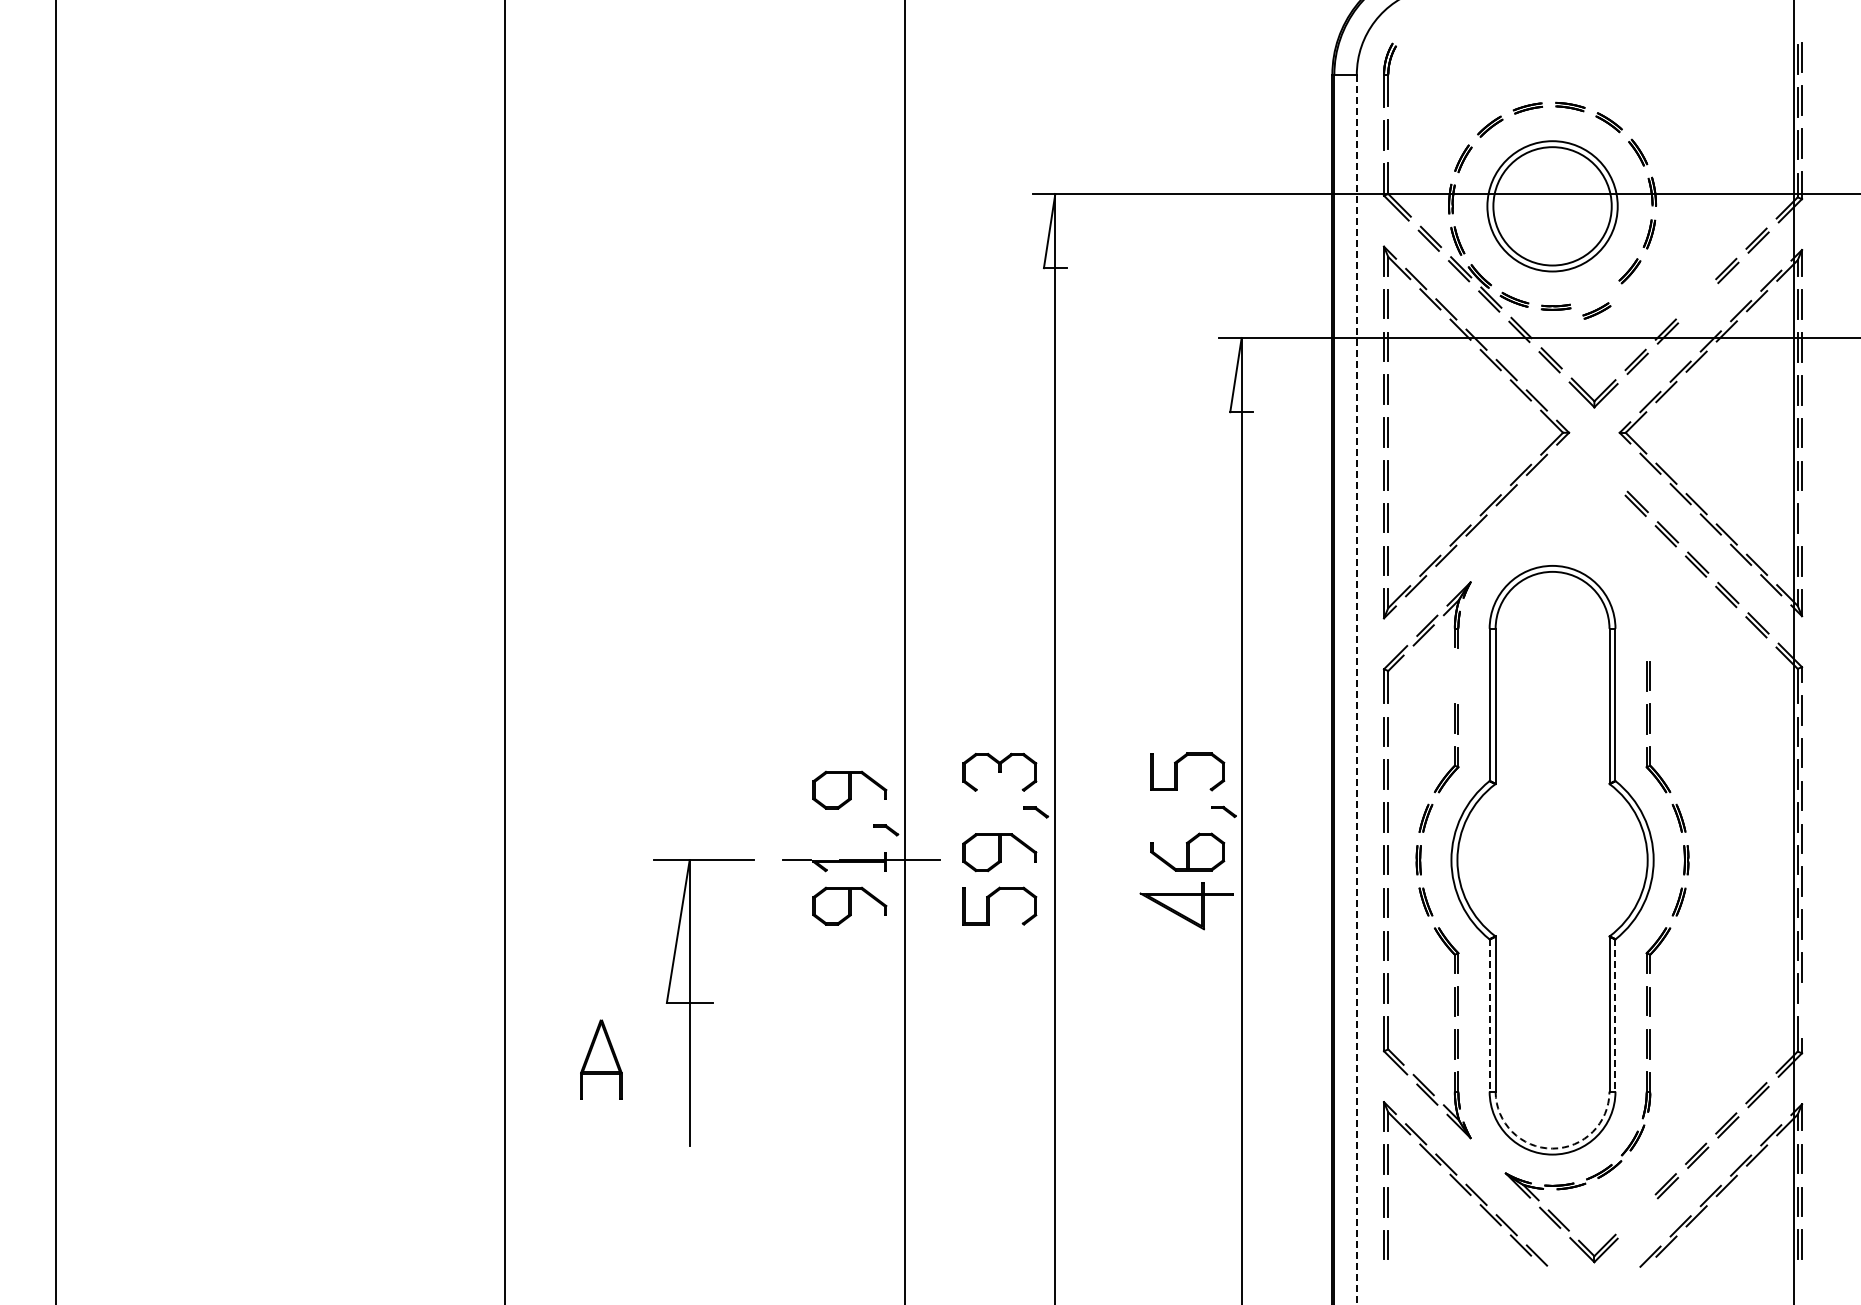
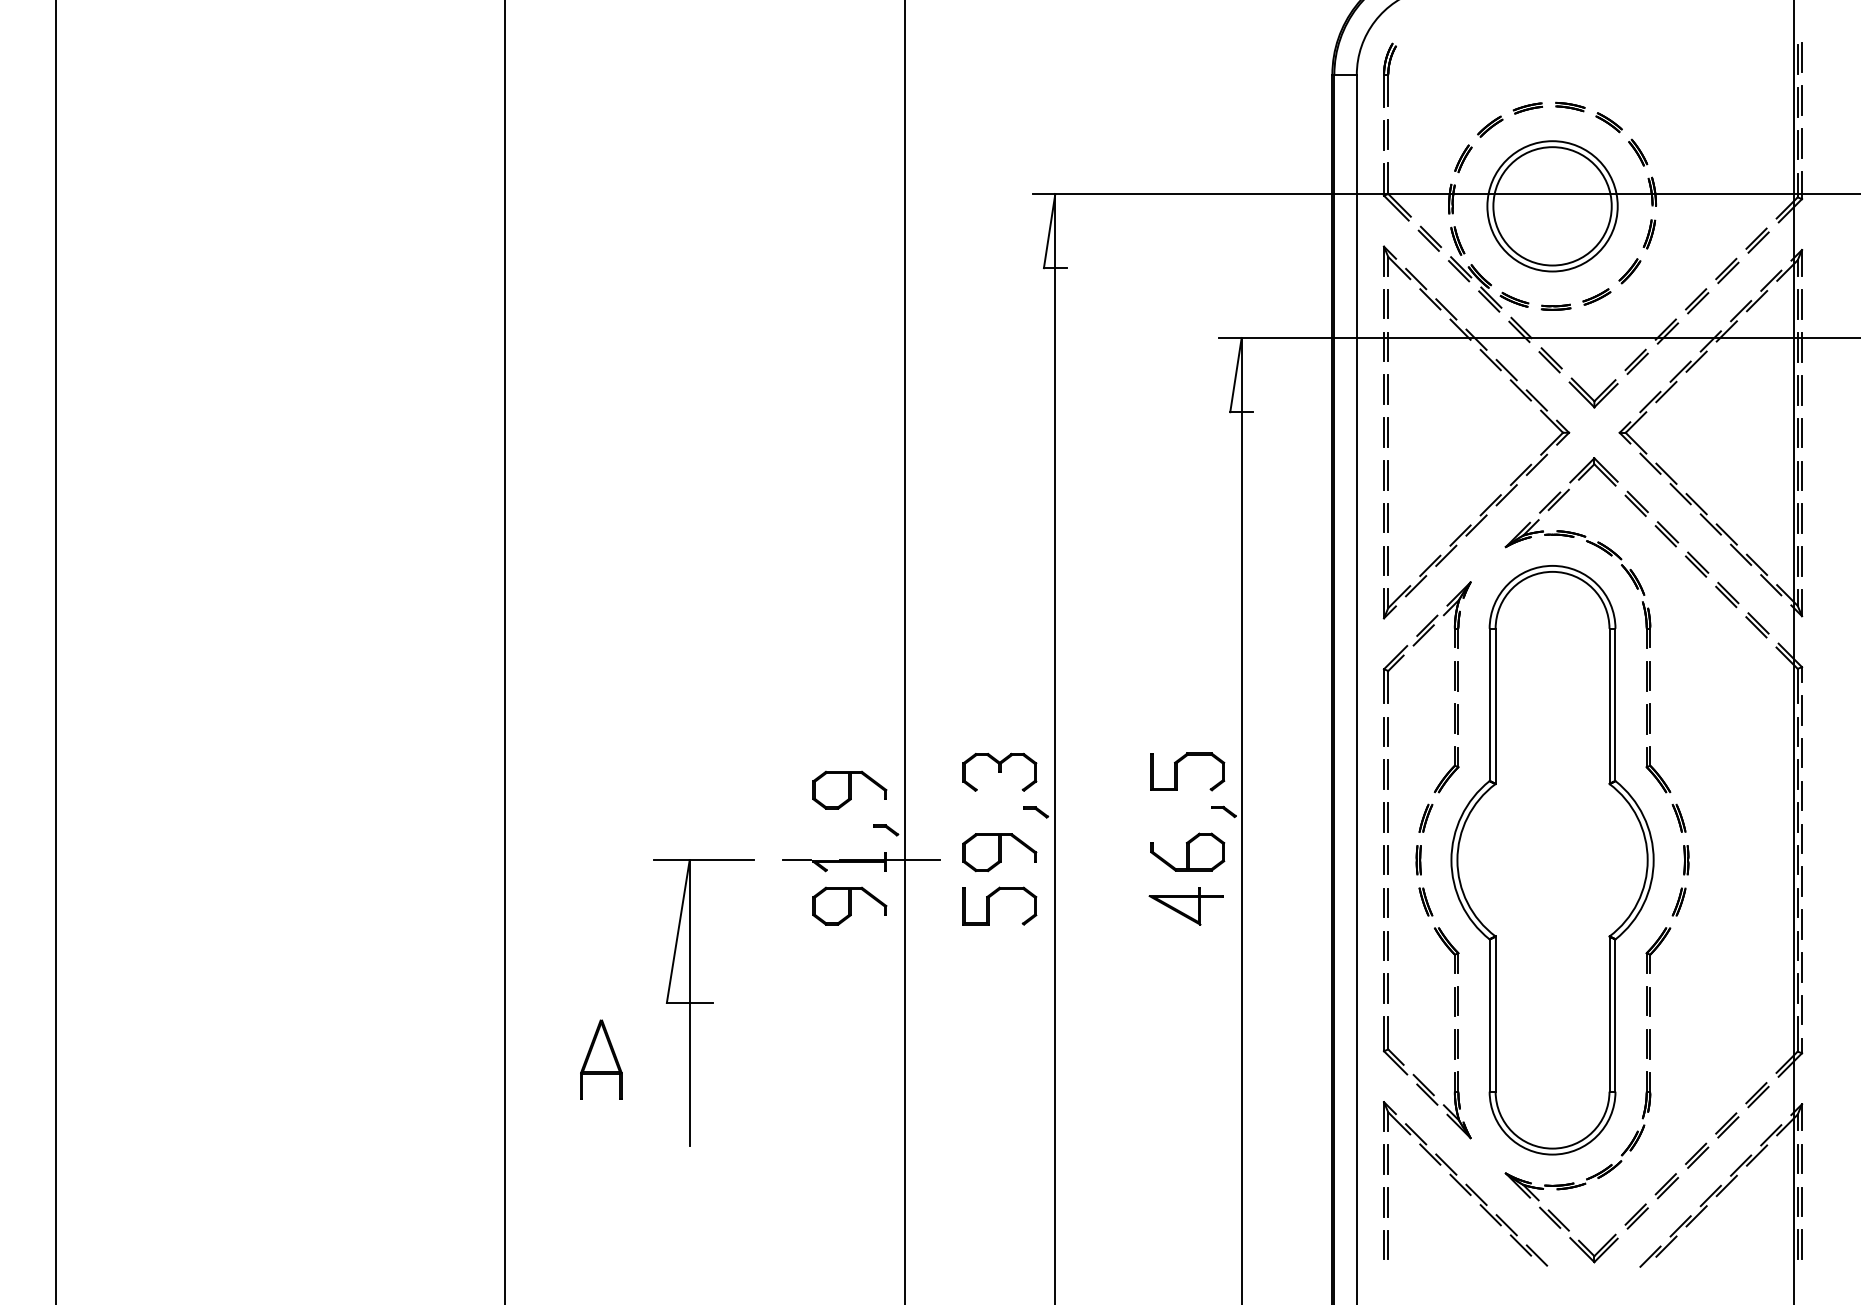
part: none -> present (1697, 301)
part position: (1596, 310) -> (1596, 296) (1596, 296)
line: none -> present (1801, 518)
part: none -> present (1587, 542)
line: none -> present (1455, 676)
line: dashed -> solid (1356, 689)
part size: 95x49 px -> 76x39 px (1185, 906)
line: none -> present (1801, 1009)
line: dashed -> solid (1489, 1016)
line: dashed -> solid (1615, 1016)
arc: dashed -> solid (1552, 1148)
part: none -> present (1636, 1216)
